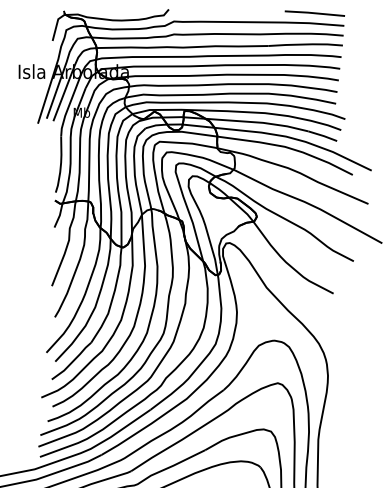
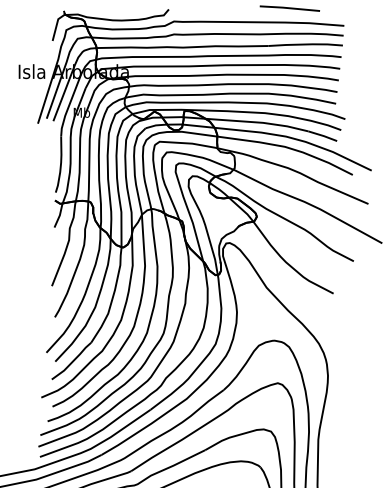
line position: (314, 13) -> (289, 8) (289, 8)
